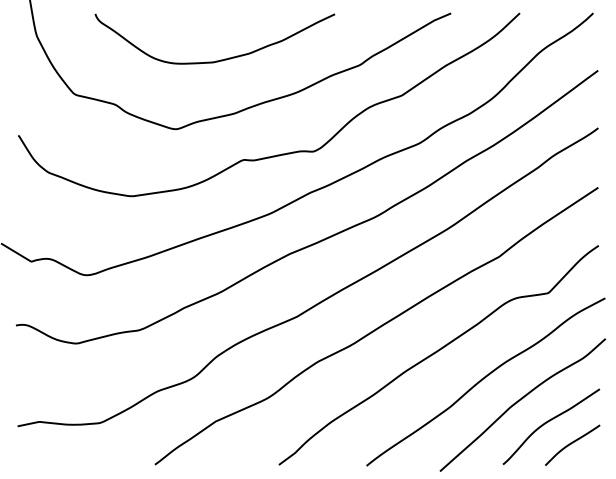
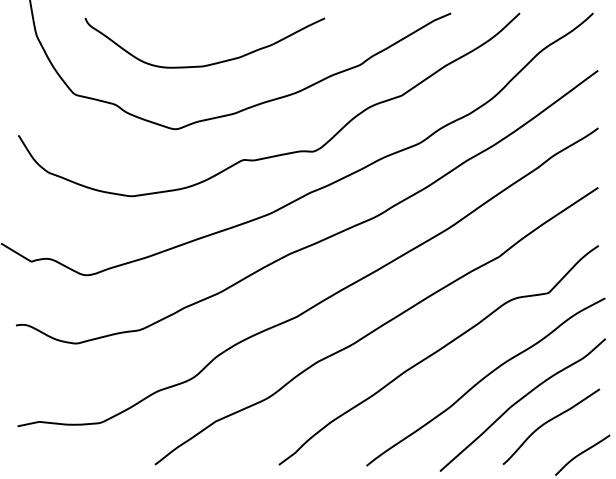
curve position: (220, 59) -> (210, 63) (210, 63)
curve position: (572, 443) -> (582, 453) (582, 453)
